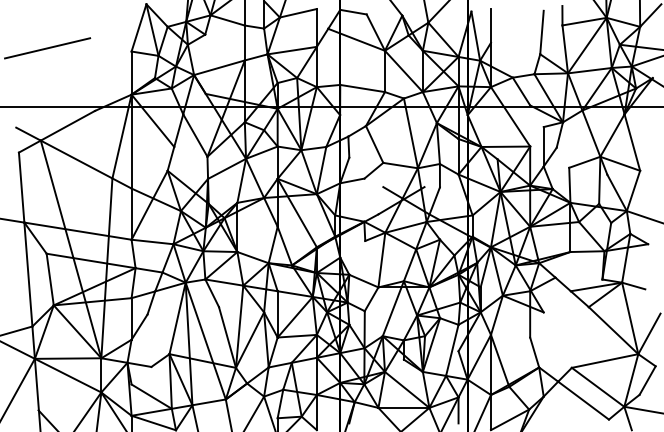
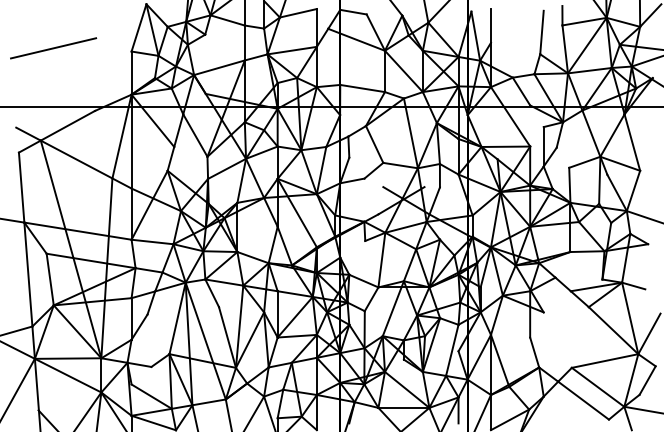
line position: (47, 48) -> (53, 48) (53, 48)
